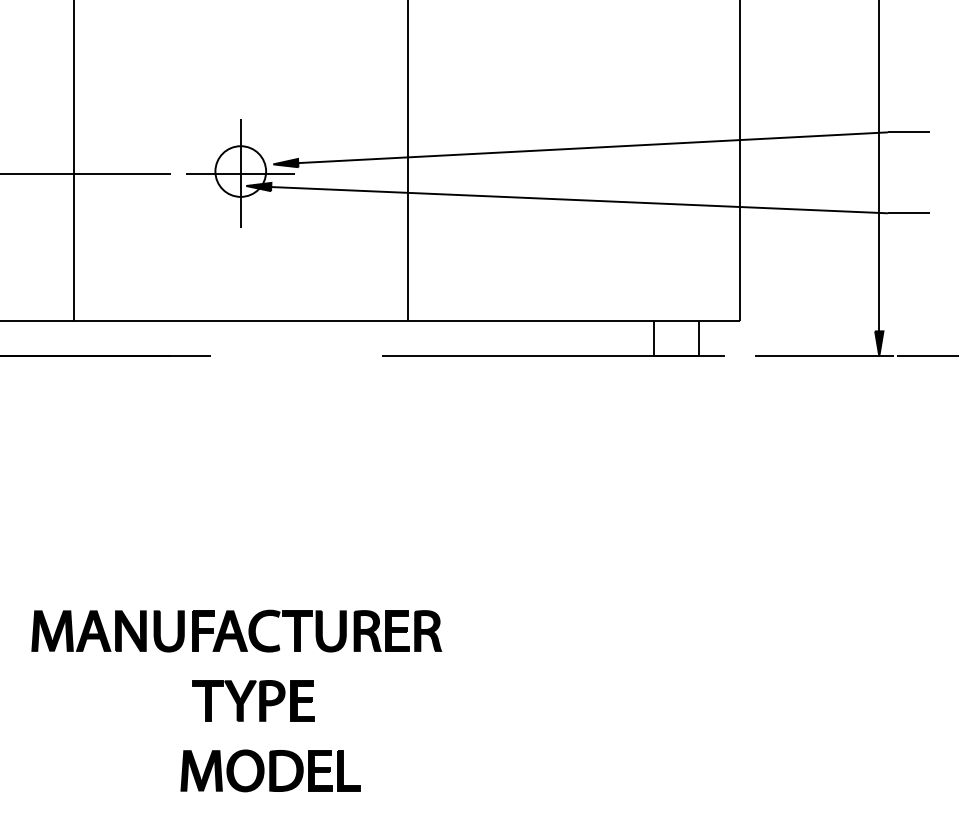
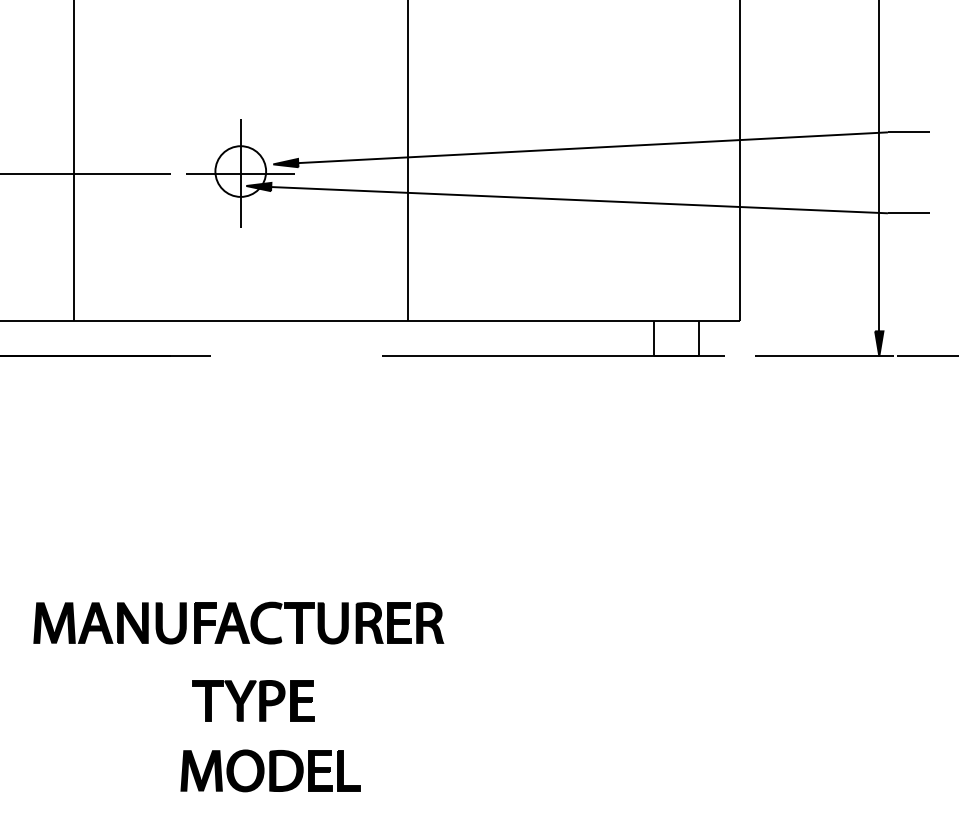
part position: (236, 630) -> (238, 622) (238, 622)
